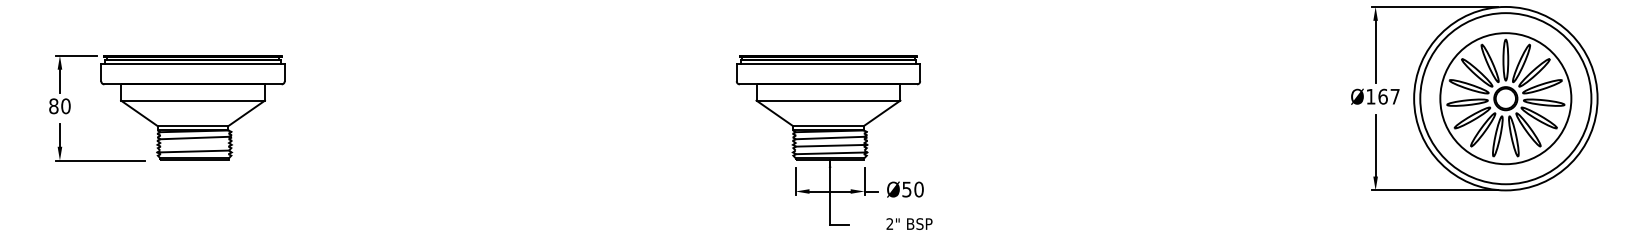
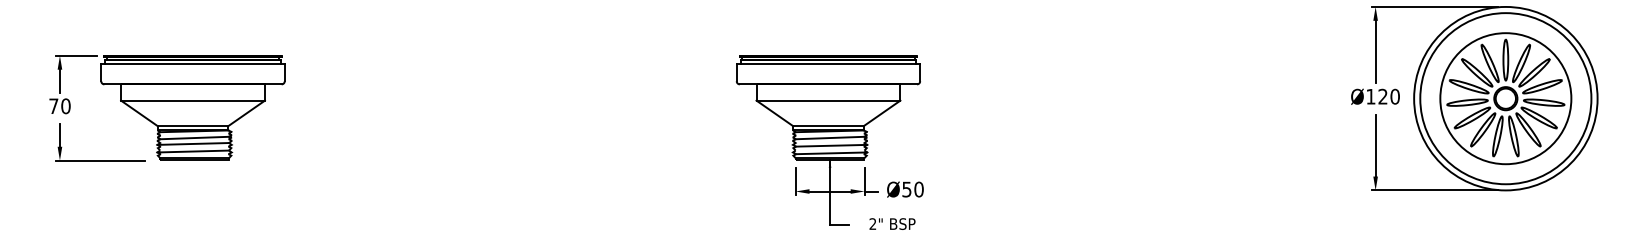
text: Ø167 -> Ø120 (1388, 96)
text: 80 -> 70 (53, 106)
line: none -> present (193, 143)
text position: (909, 223) -> (892, 223) (892, 223)
